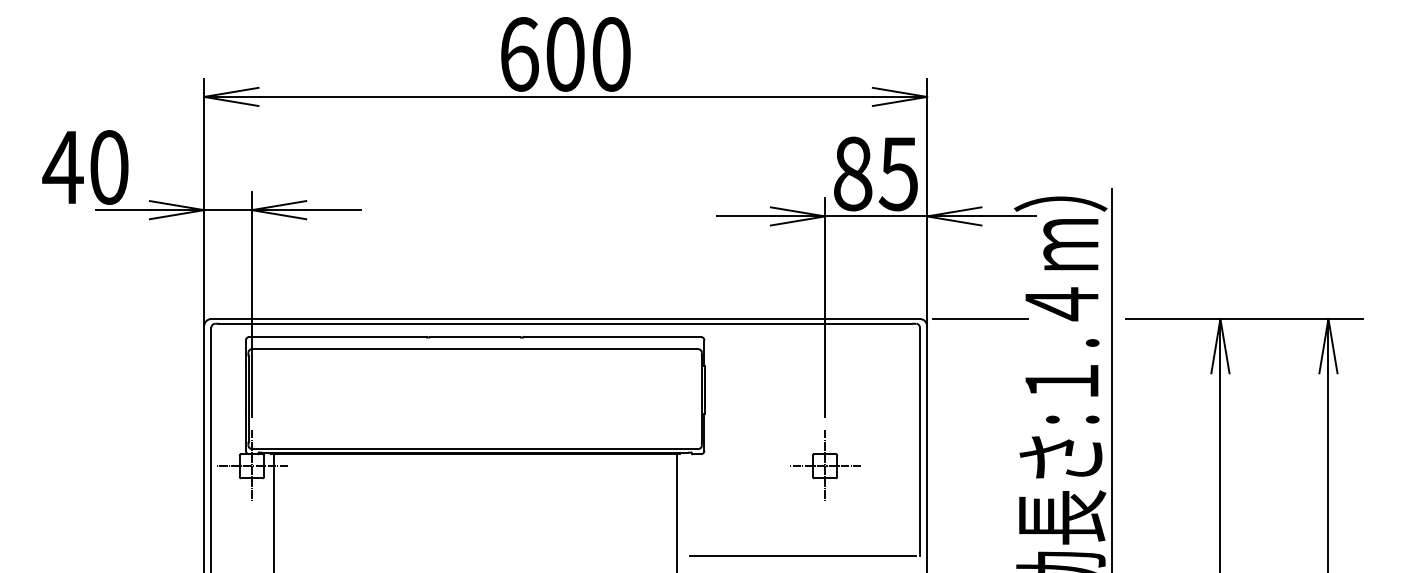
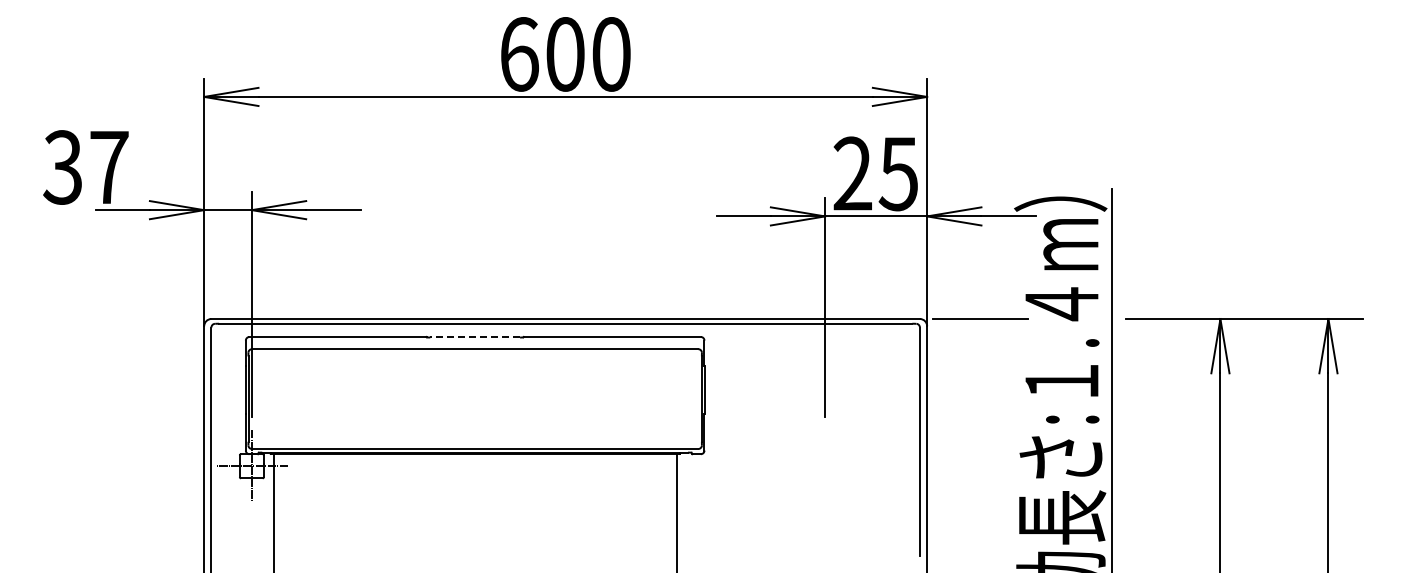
text: 40 -> 37 (85, 167)
text: 85 -> 25 (852, 173)
line: solid -> dashed (475, 337)
part: present -> none (825, 465)
line: present -> none (802, 556)
